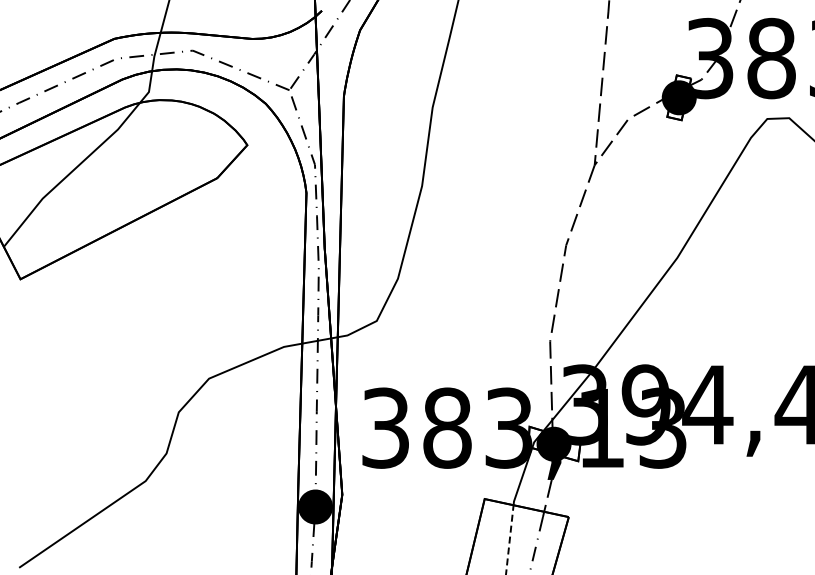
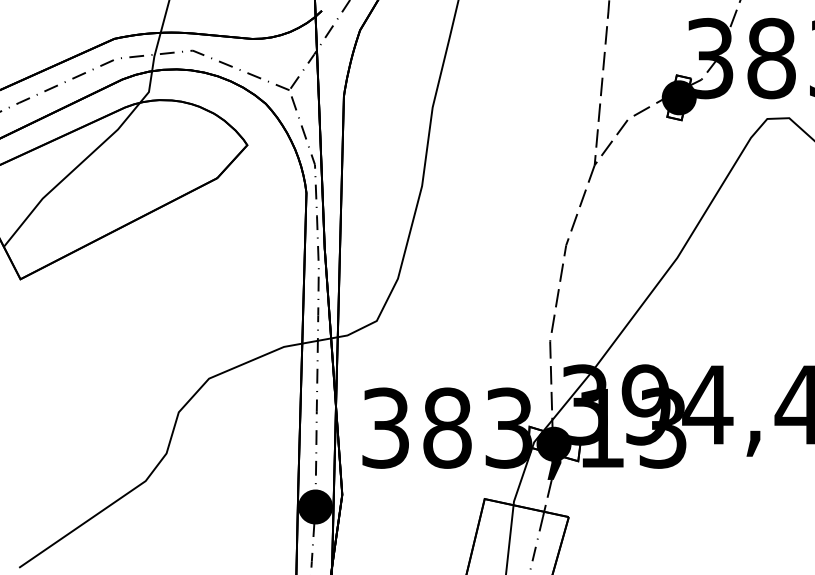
line: dashed -> solid (509, 539)
